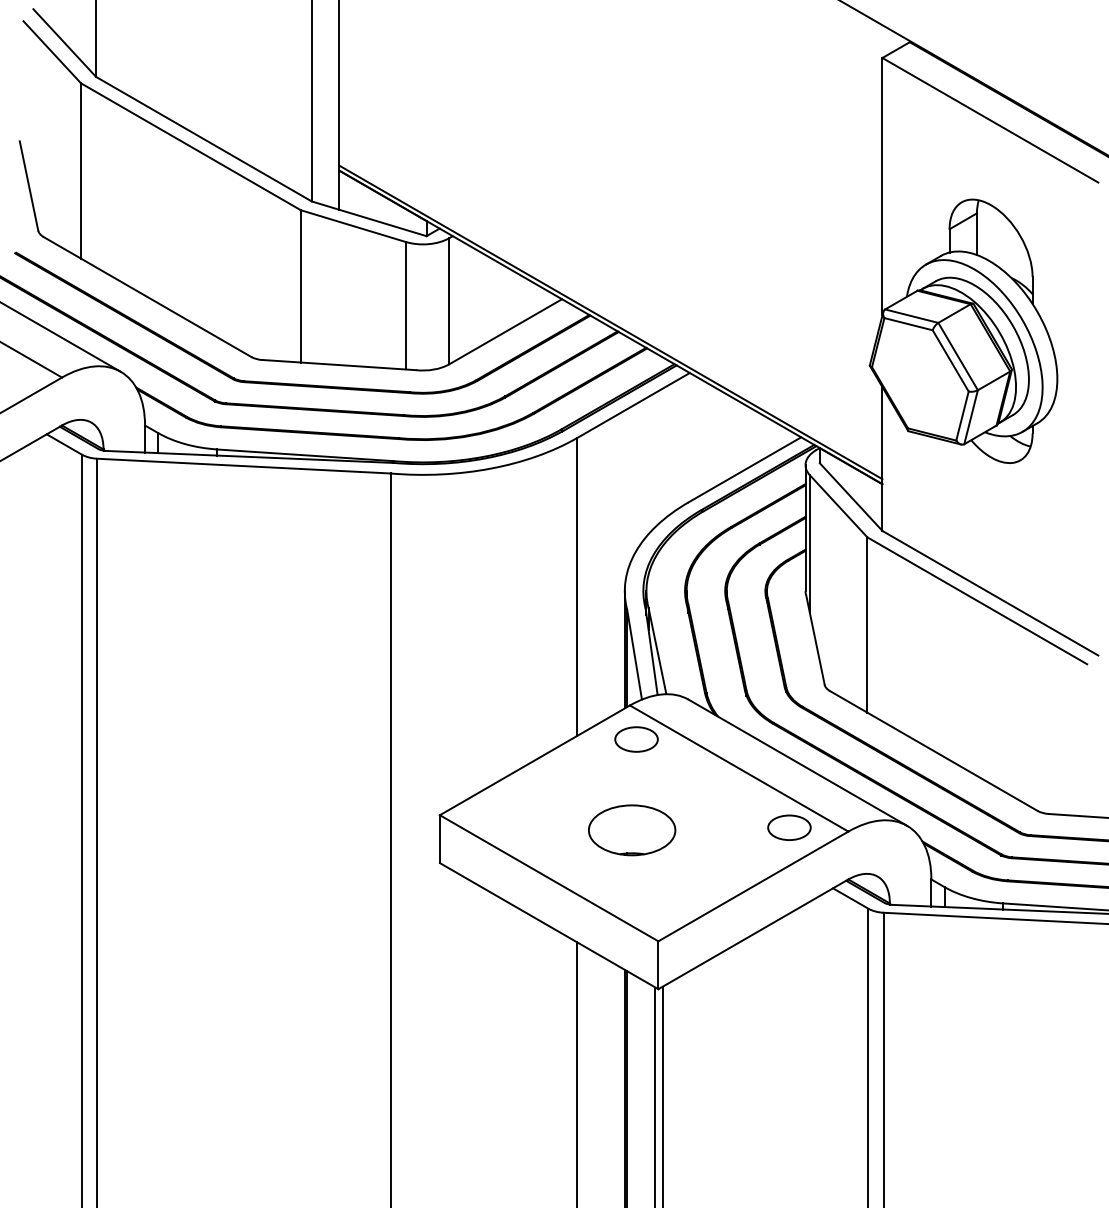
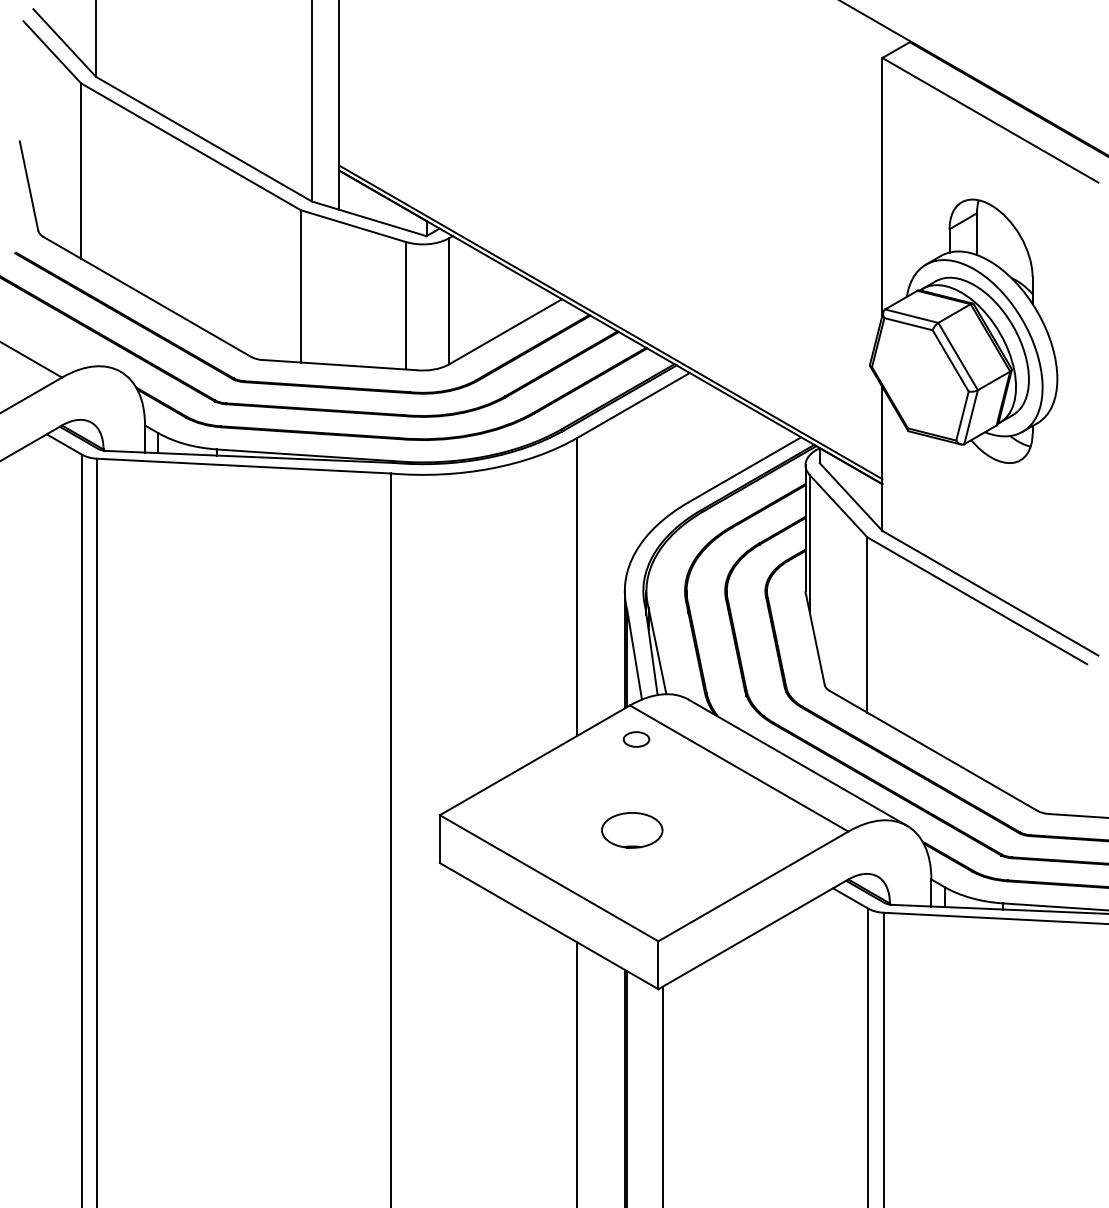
line: present -> none (61, 337)
part size: 45x27 px -> 29x17 px (636, 739)
part: present -> none (789, 827)
part size: 89x53 px -> 63x37 px (632, 830)
line: present -> none (655, 1095)
